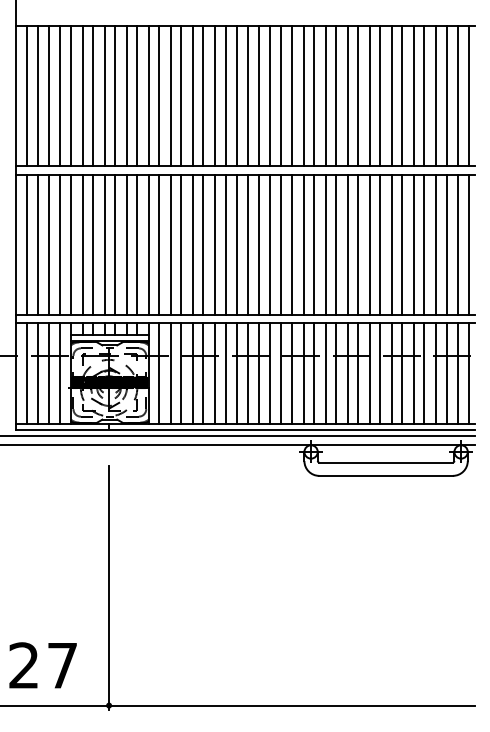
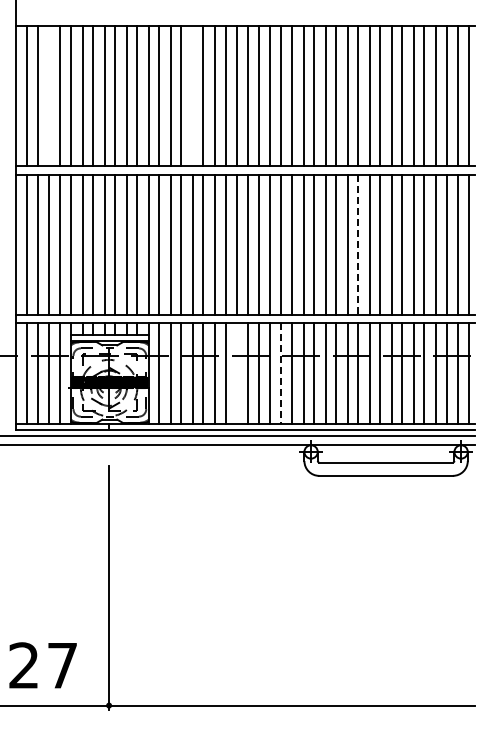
line: present -> none (48, 96)
line: present -> none (193, 96)
line: solid -> dashed (358, 244)
line: present -> none (237, 373)
line: solid -> dashed (281, 374)
